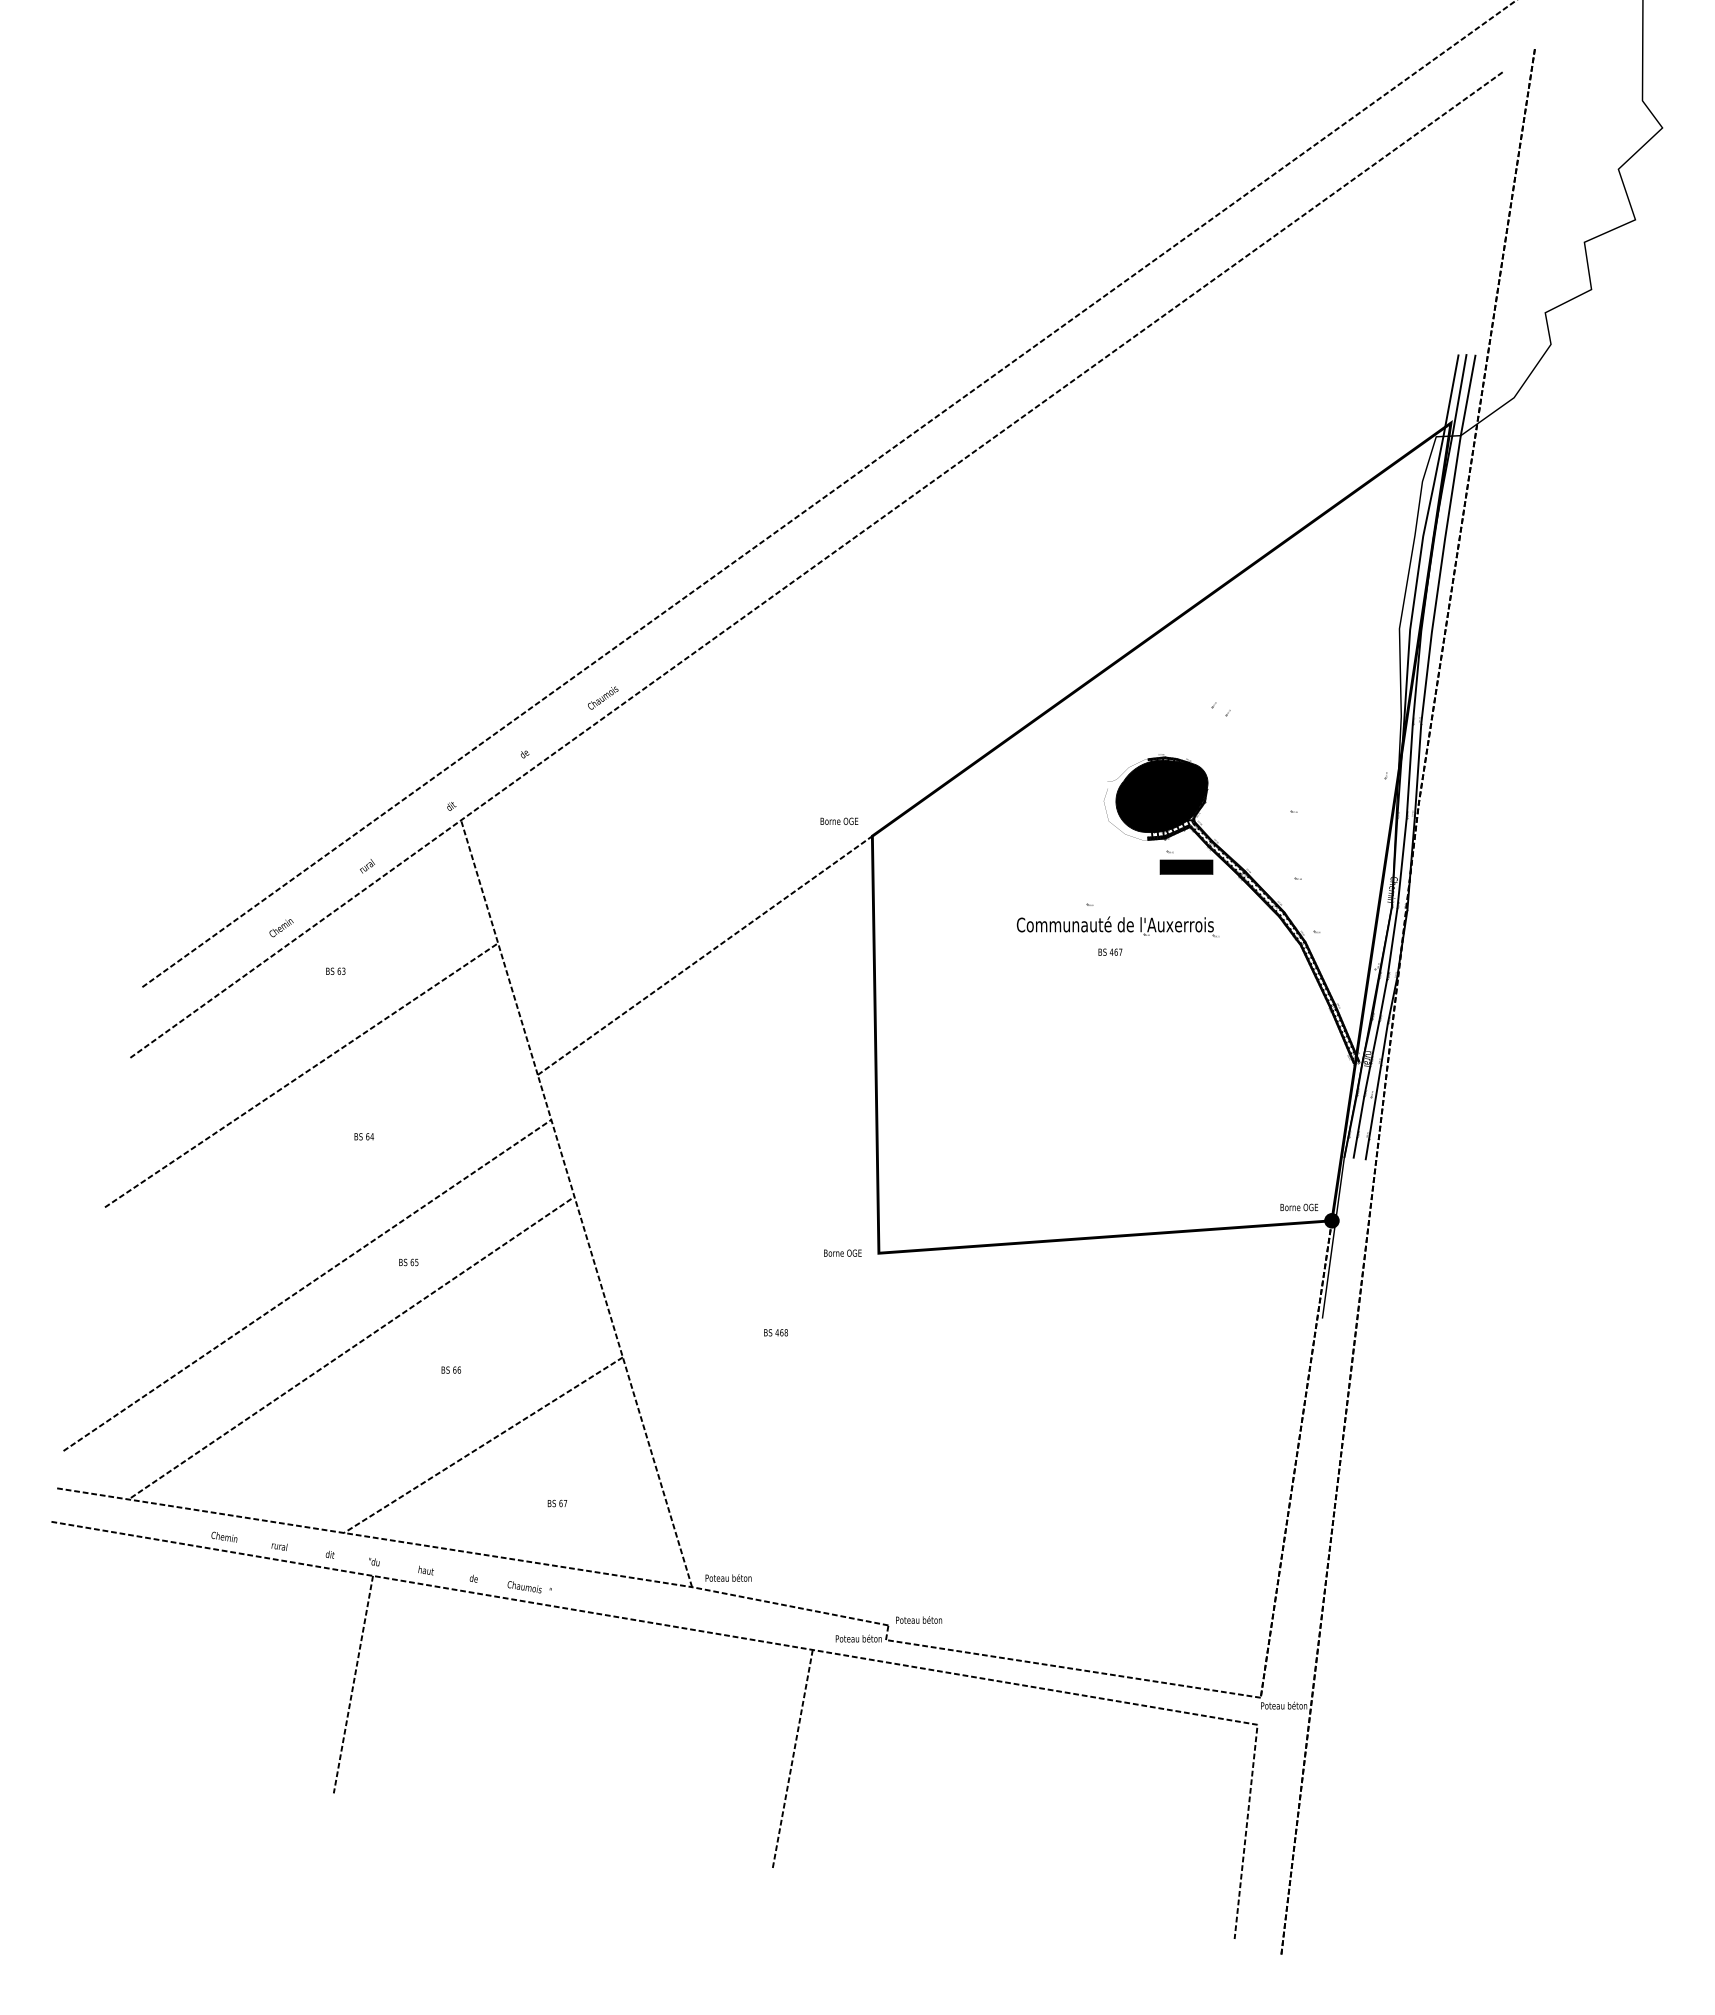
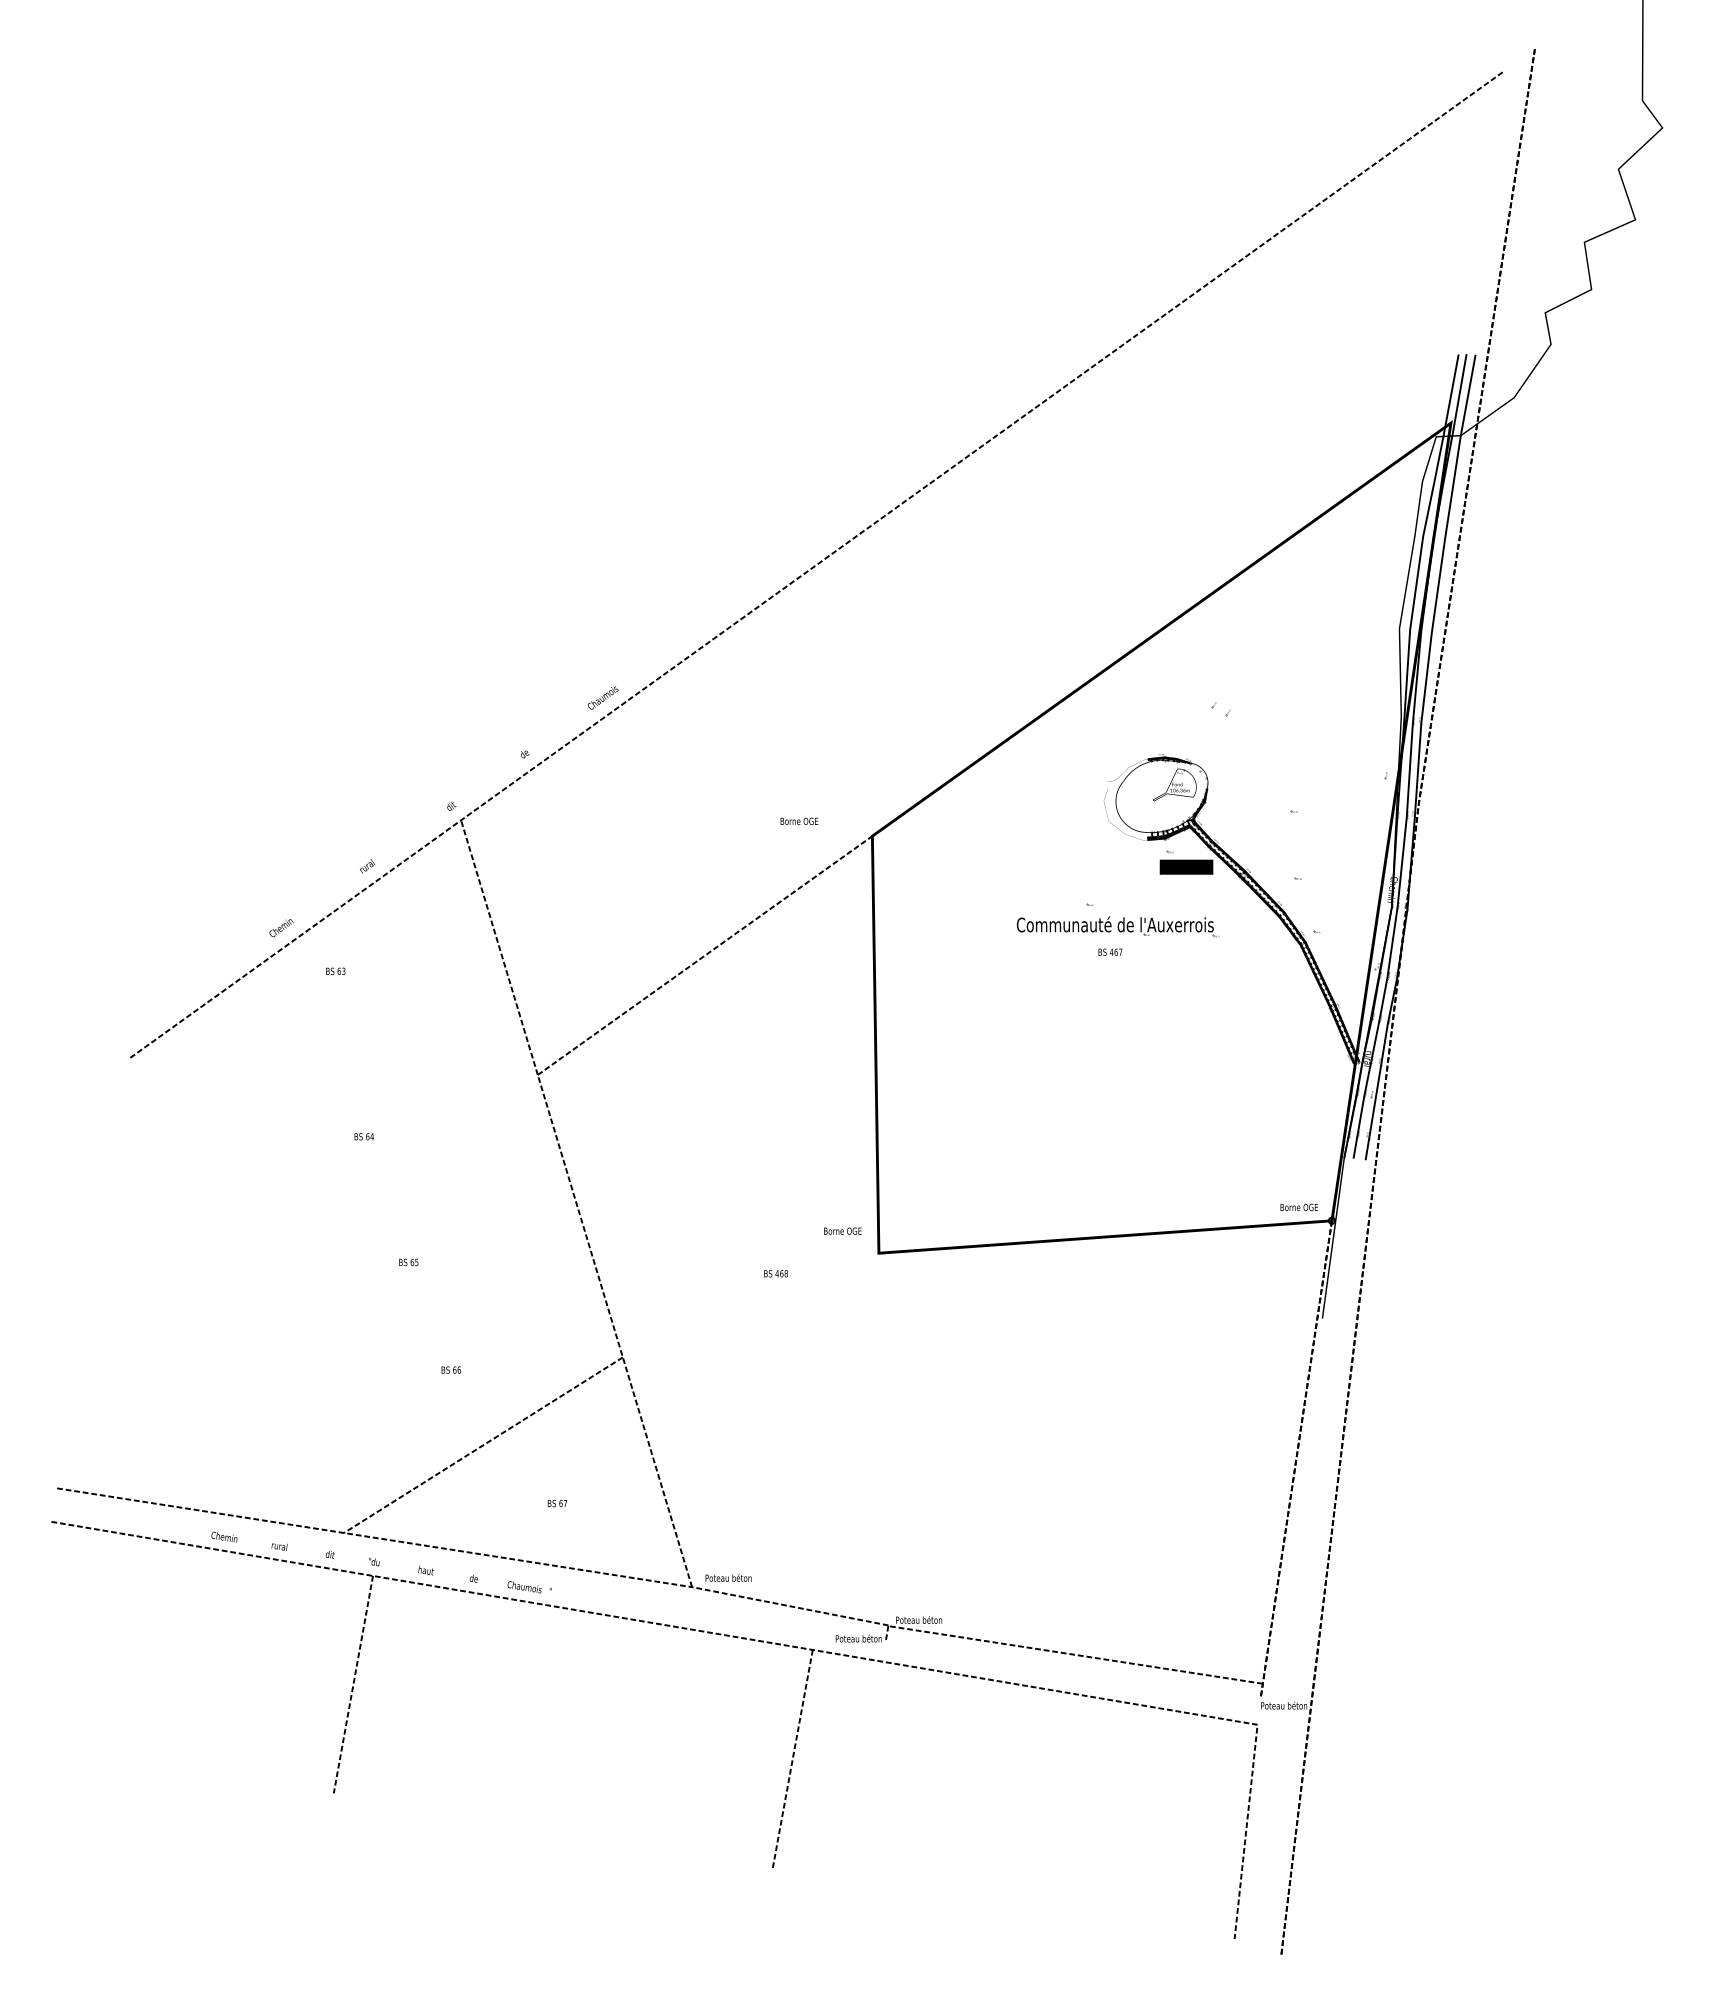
line: present -> none (828, 494)
fill: present -> none (1161, 796)
text position: (839, 820) -> (799, 820) (799, 820)
line: present -> none (301, 1075)
fill: present -> none (1331, 1220)
text position: (842, 1252) -> (842, 1230) (842, 1230)
line: present -> none (307, 1285)
text position: (775, 1332) -> (775, 1273) (775, 1273)
line: present -> none (352, 1346)
line position: (1073, 1668) -> (1075, 1654) (1075, 1654)
